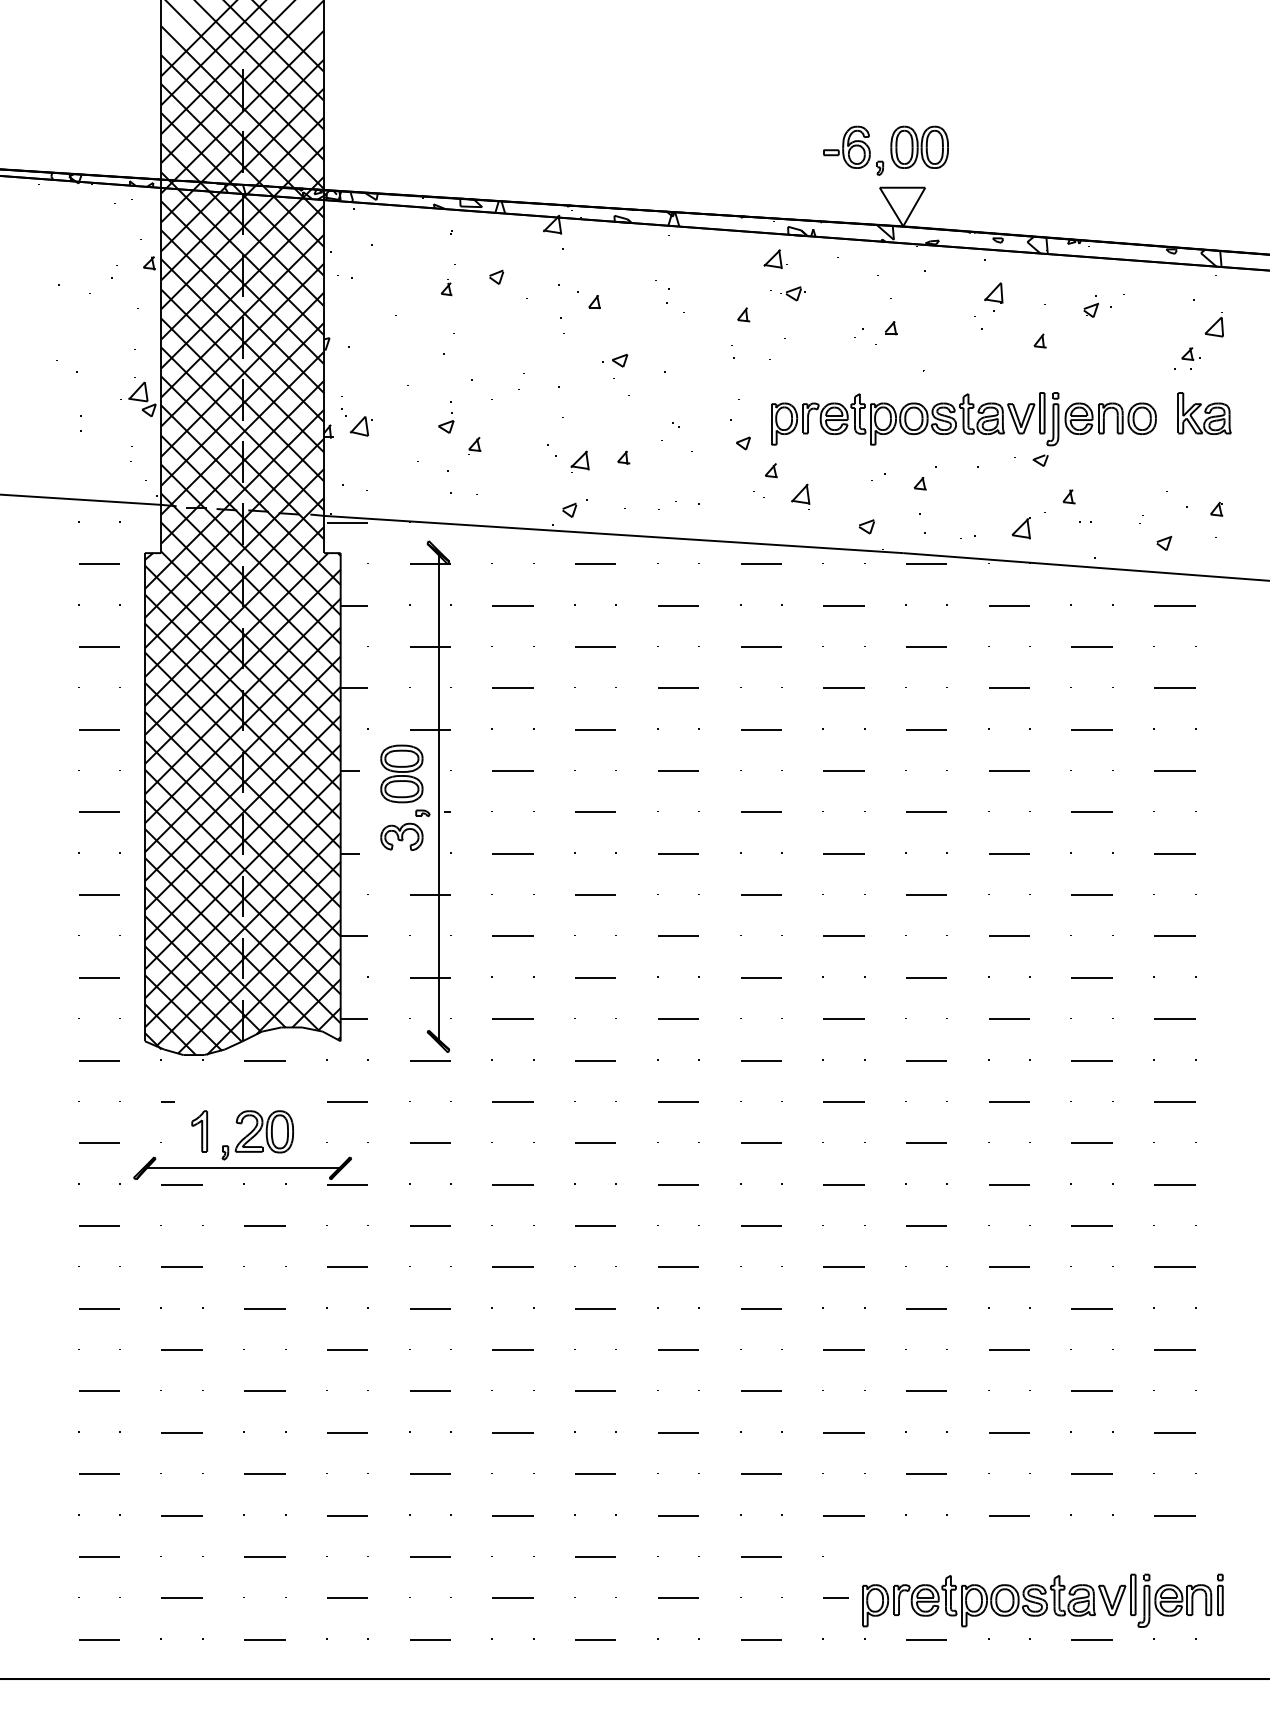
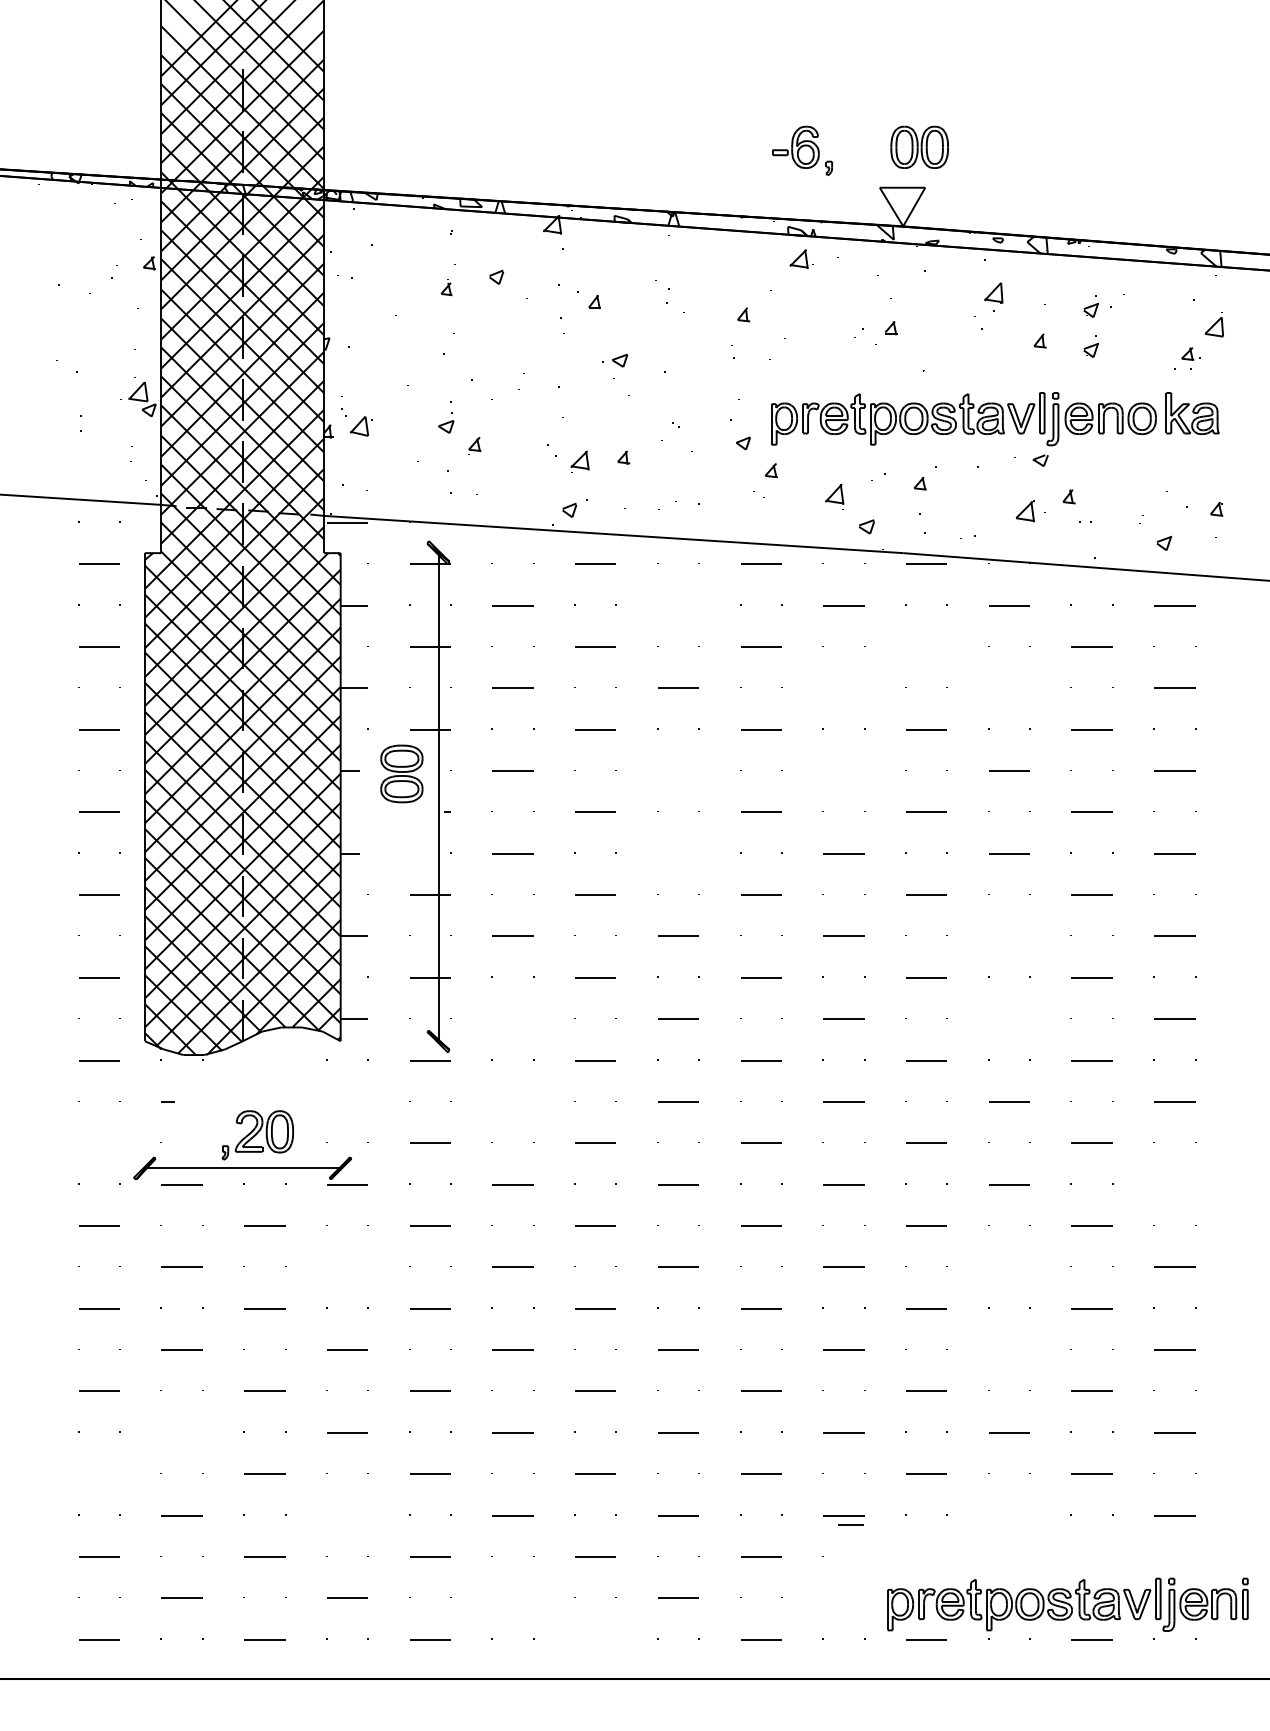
part position: (853, 150) -> (802, 150) (802, 150)
part position: (775, 259) -> (801, 259) (801, 259)
part: present -> none (792, 293)
part: none -> present (1091, 346)
part position: (1204, 413) -> (1192, 413) (1192, 413)
part position: (800, 496) -> (834, 496) (834, 496)
part position: (1020, 528) -> (1024, 511) (1024, 511)
line: present -> none (678, 605)
line: present -> none (926, 646)
line: present -> none (843, 687)
line: present -> none (1009, 687)
line: present -> none (678, 770)
line: present -> none (843, 770)
part: present -> none (405, 830)
line: present -> none (678, 853)
line: present -> none (1009, 935)
line: present -> none (512, 1018)
line: present -> none (1009, 1018)
line: present -> none (264, 1060)
line: present -> none (347, 1101)
line: present -> none (512, 1101)
part: present -> none (199, 1131)
line: present -> none (99, 1142)
line: present -> none (1174, 1184)
line: present -> none (347, 1266)
line: present -> none (1009, 1266)
line: present -> none (1009, 1349)
line: present -> none (181, 1432)
line: present -> none (99, 1473)
line: present -> none (347, 1515)
line: present -> none (1009, 1515)
line: present -> none (512, 1597)
line position: (835, 1597) -> (850, 1524) (850, 1524)
part position: (1042, 1600) -> (1067, 1604) (1067, 1604)
line: present -> none (595, 1639)
